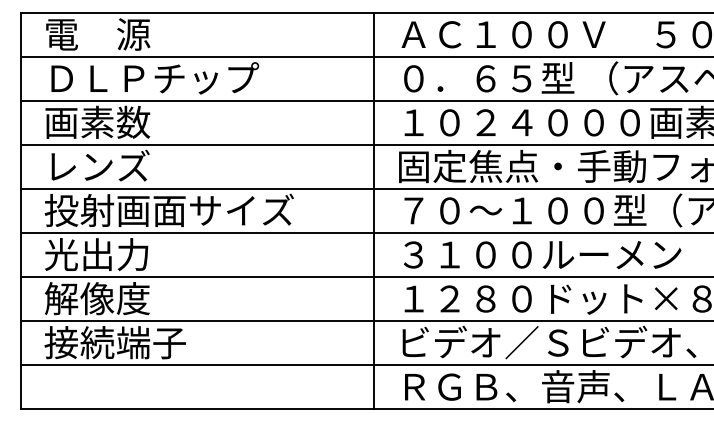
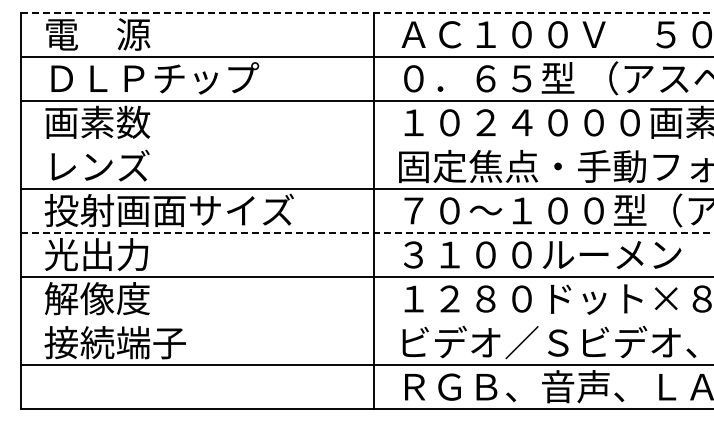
line: solid -> dashed (368, 12)
line: present -> none (365, 144)
line: solid -> dashed (368, 233)
line: present -> none (365, 321)
